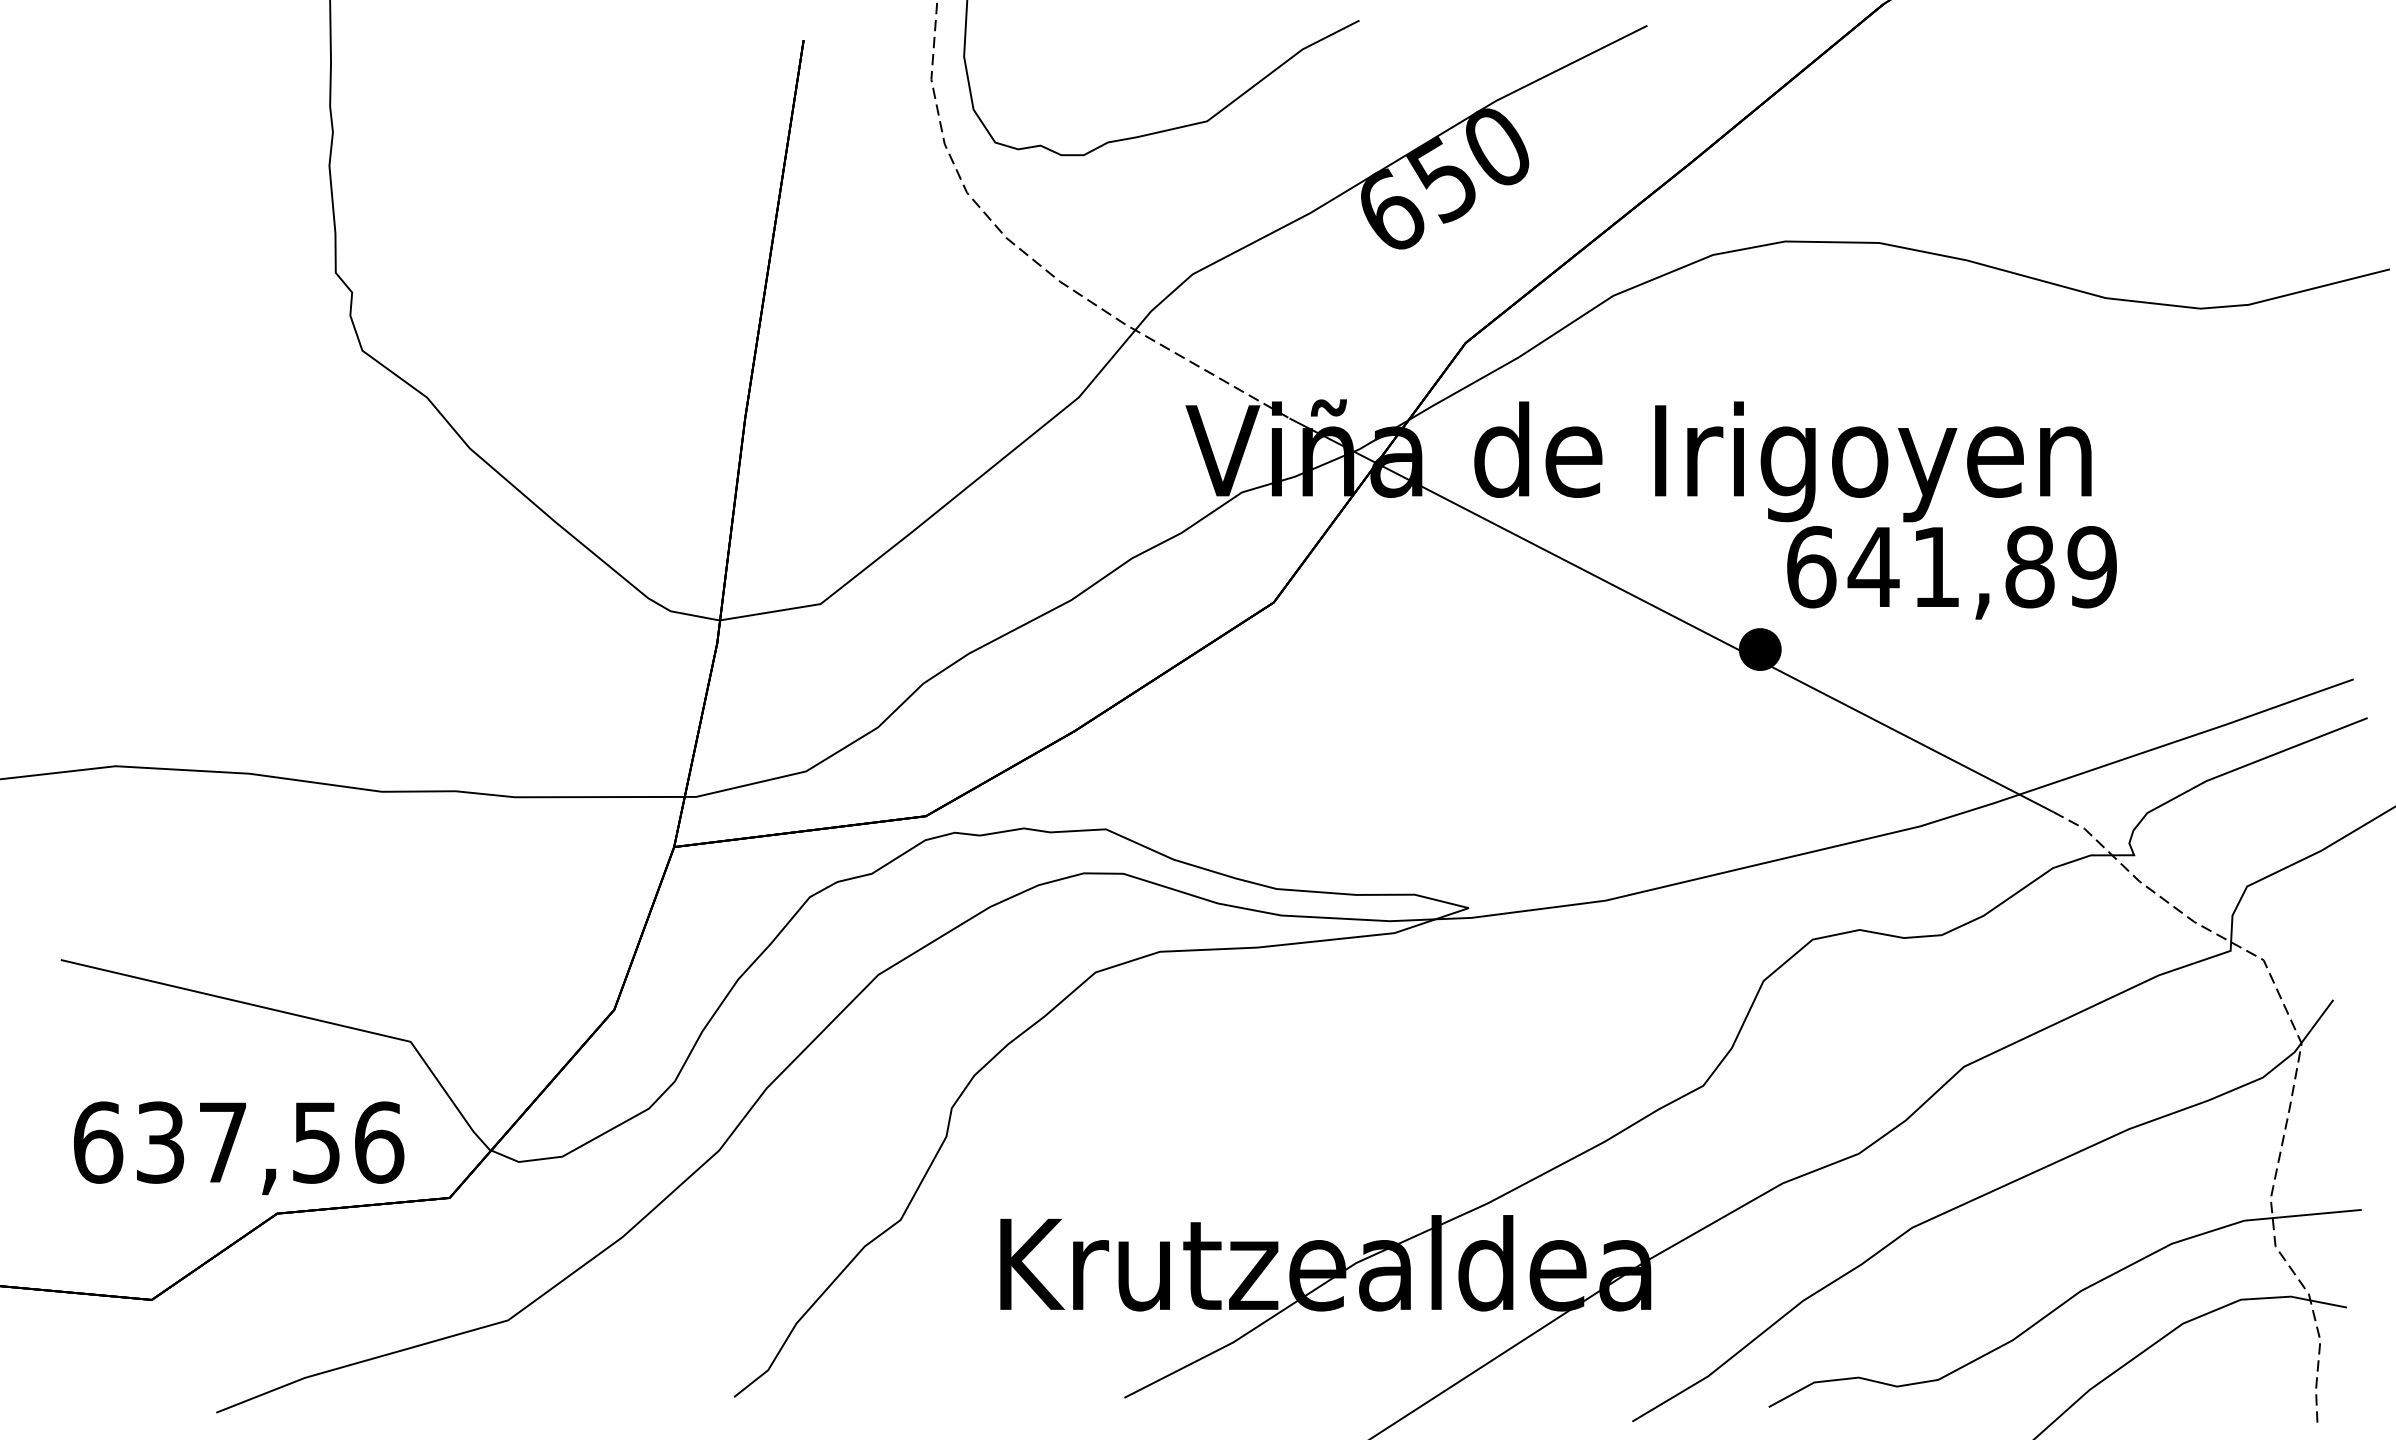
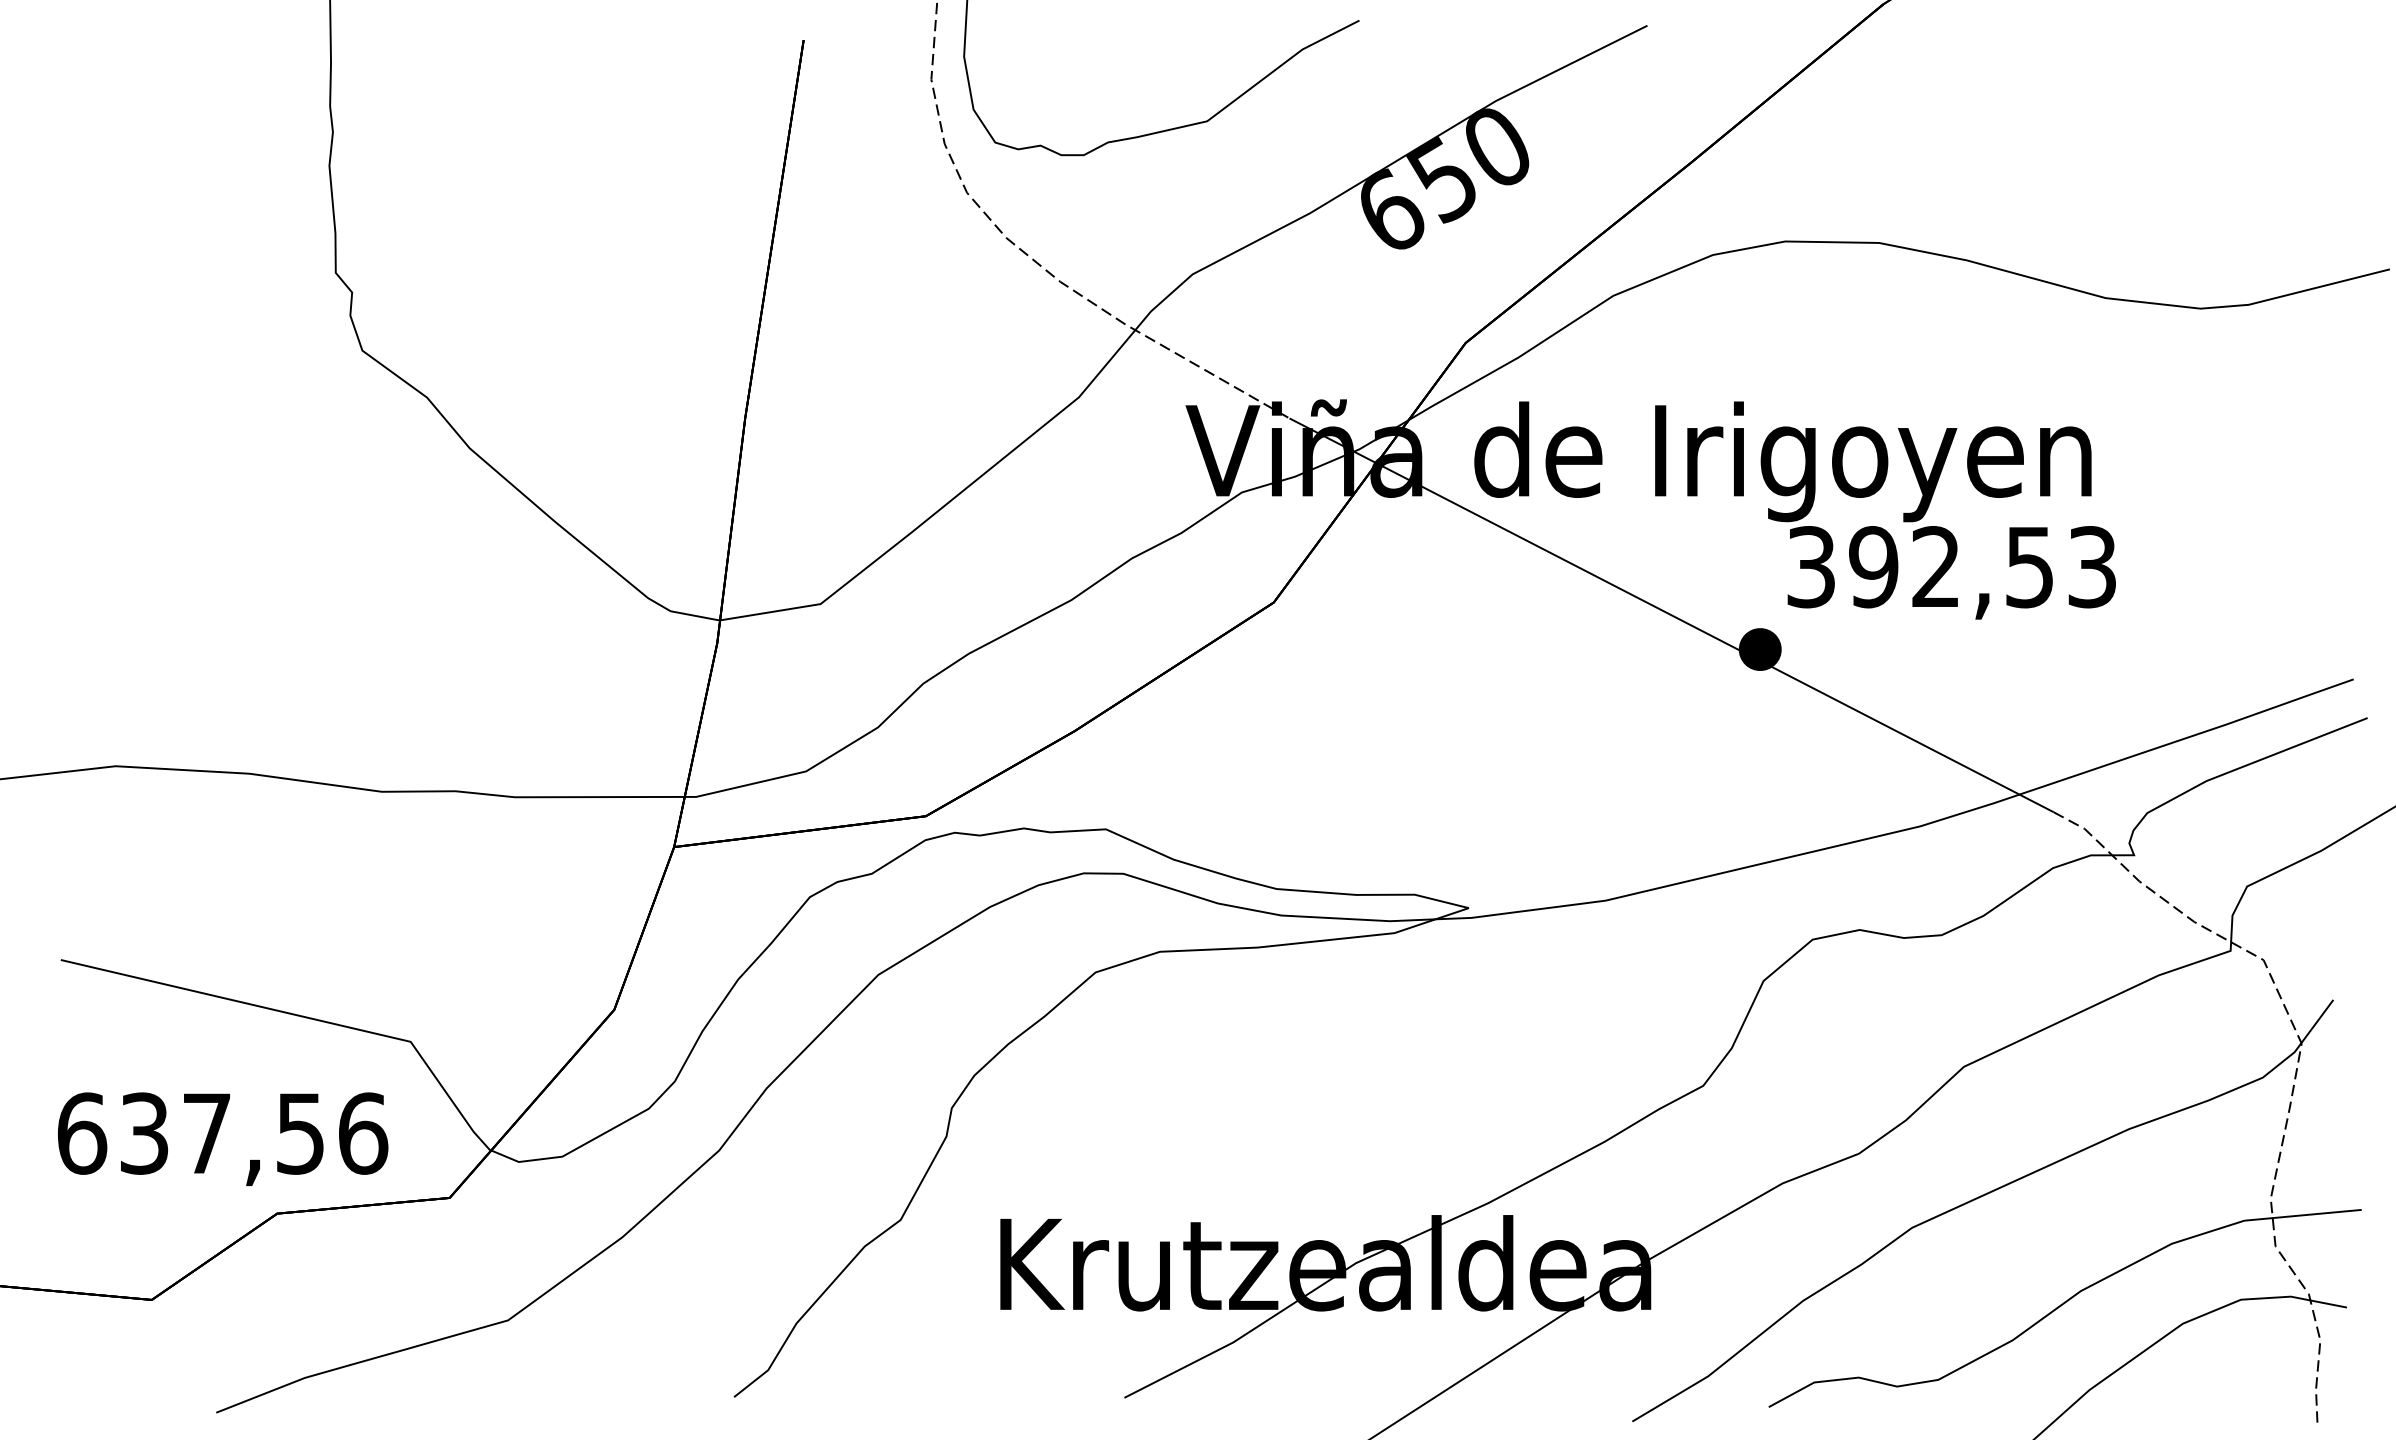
text: 641,89 -> 392,53 (1951, 567)
text position: (239, 1147) -> (223, 1138) (223, 1138)
